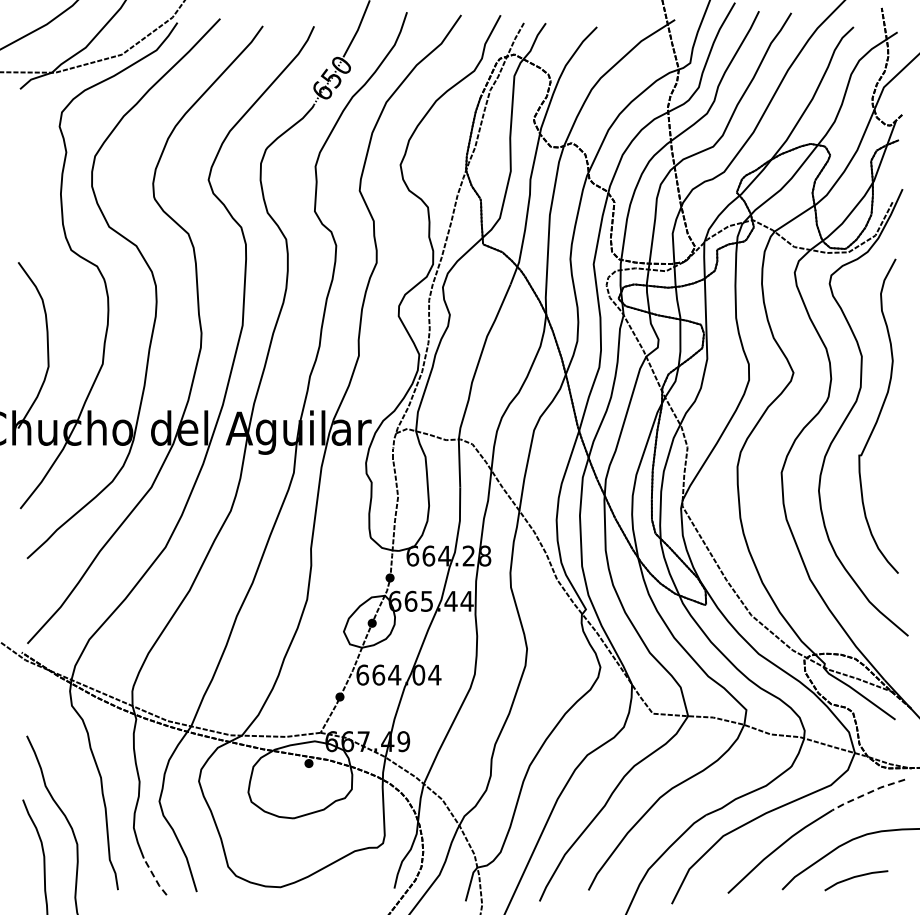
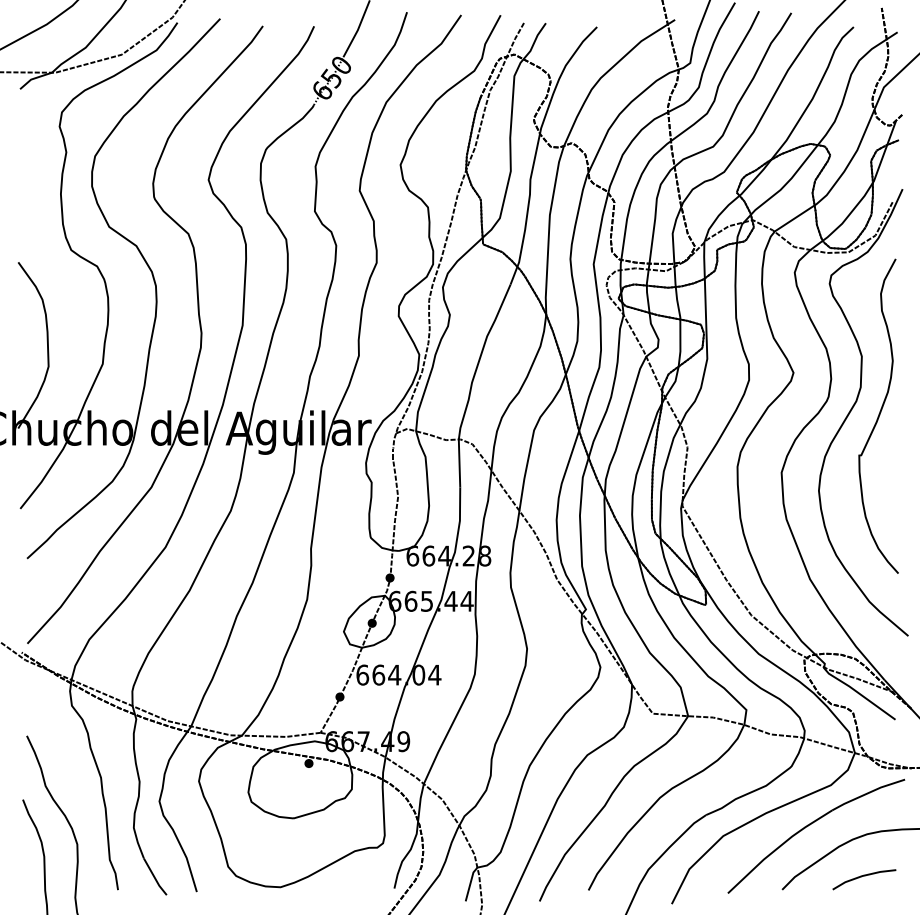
line: dashed -> solid (867, 793)
line: dashed -> solid (154, 877)
line position: (856, 877) -> (864, 876) (864, 876)
